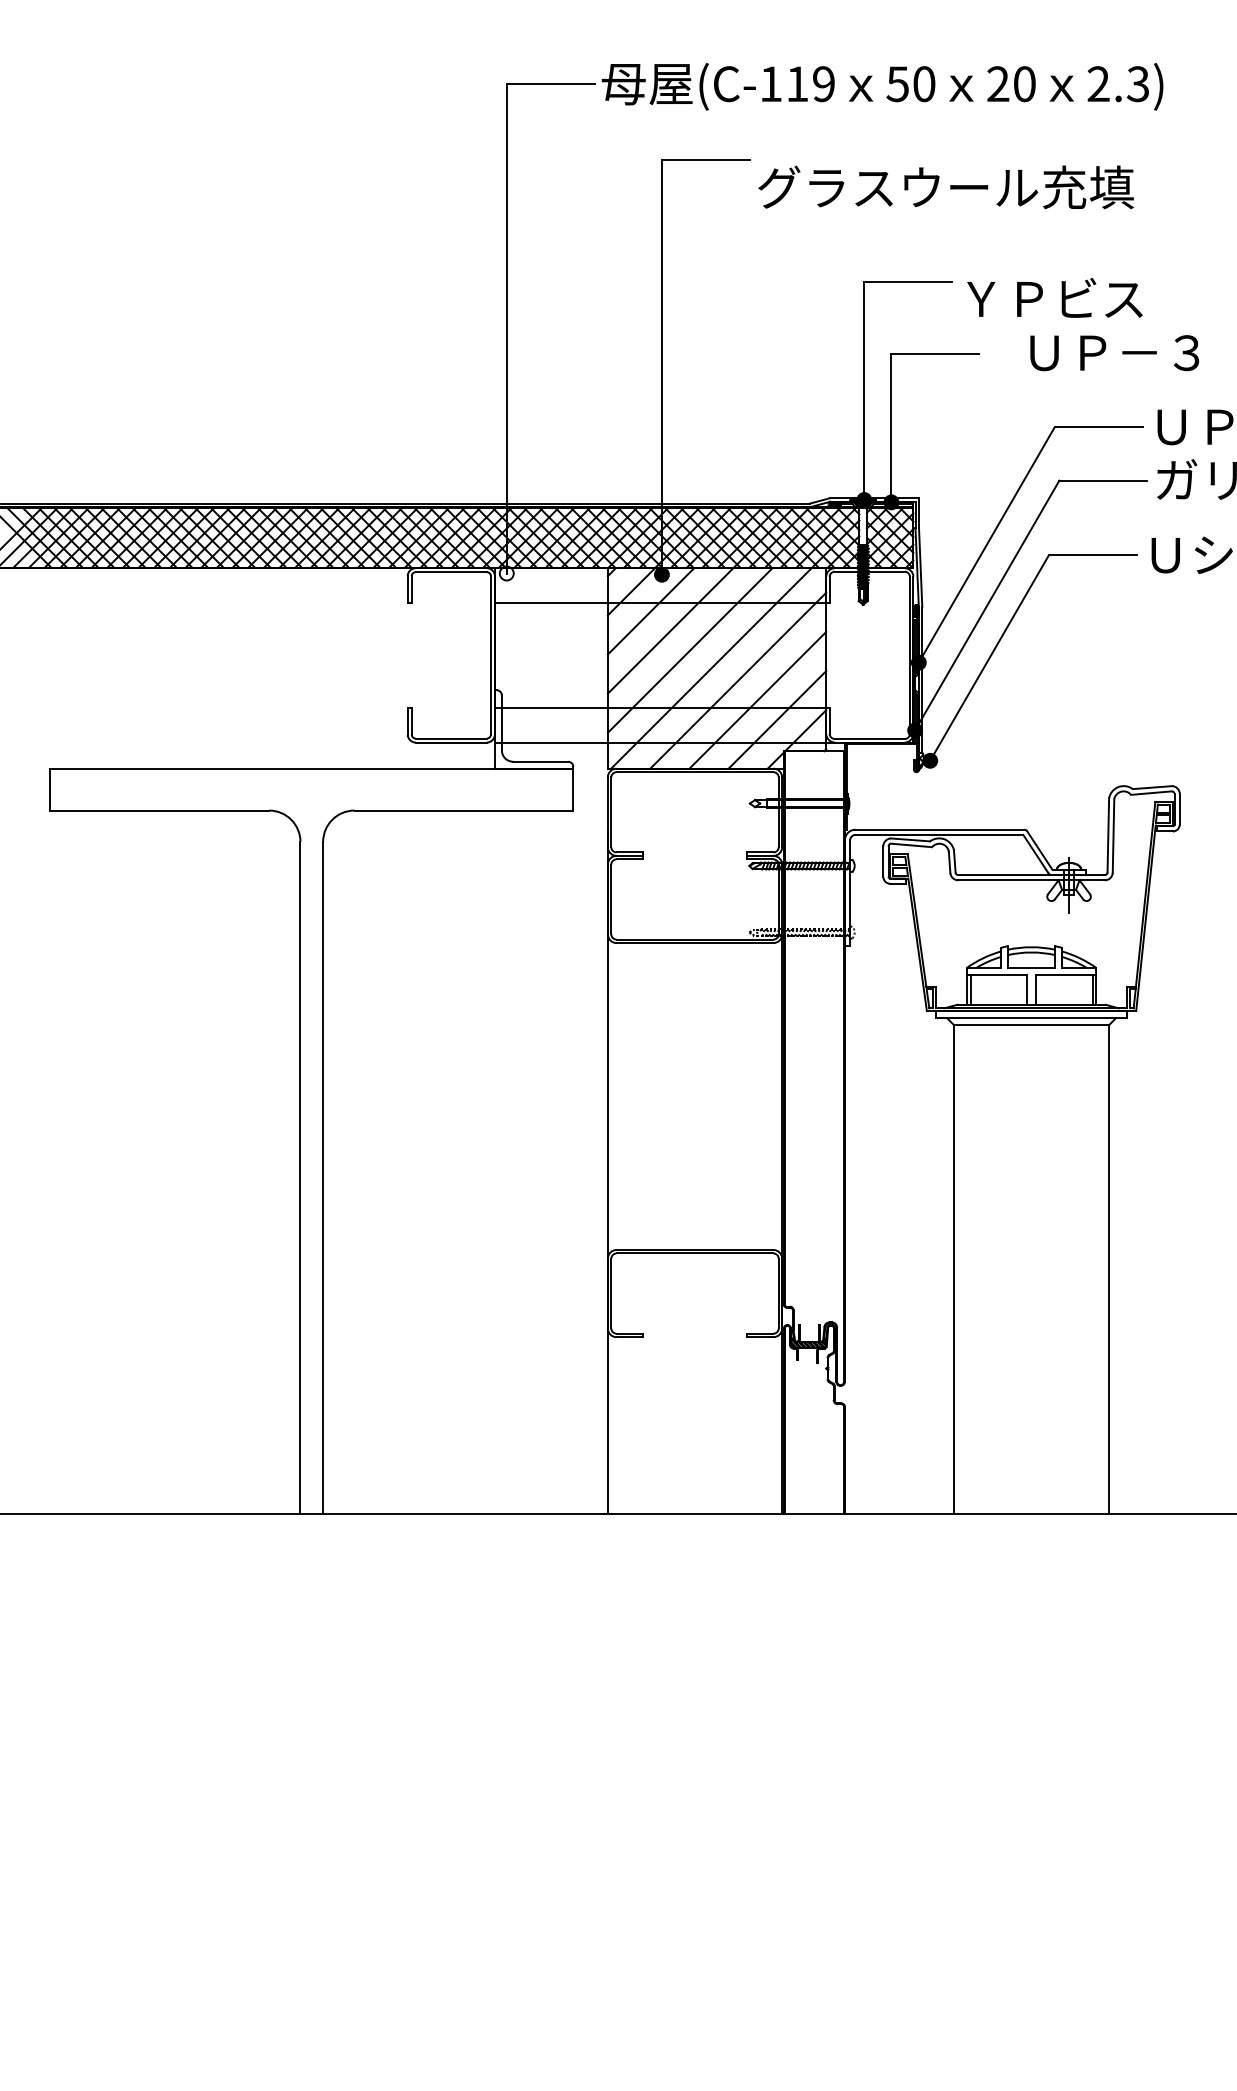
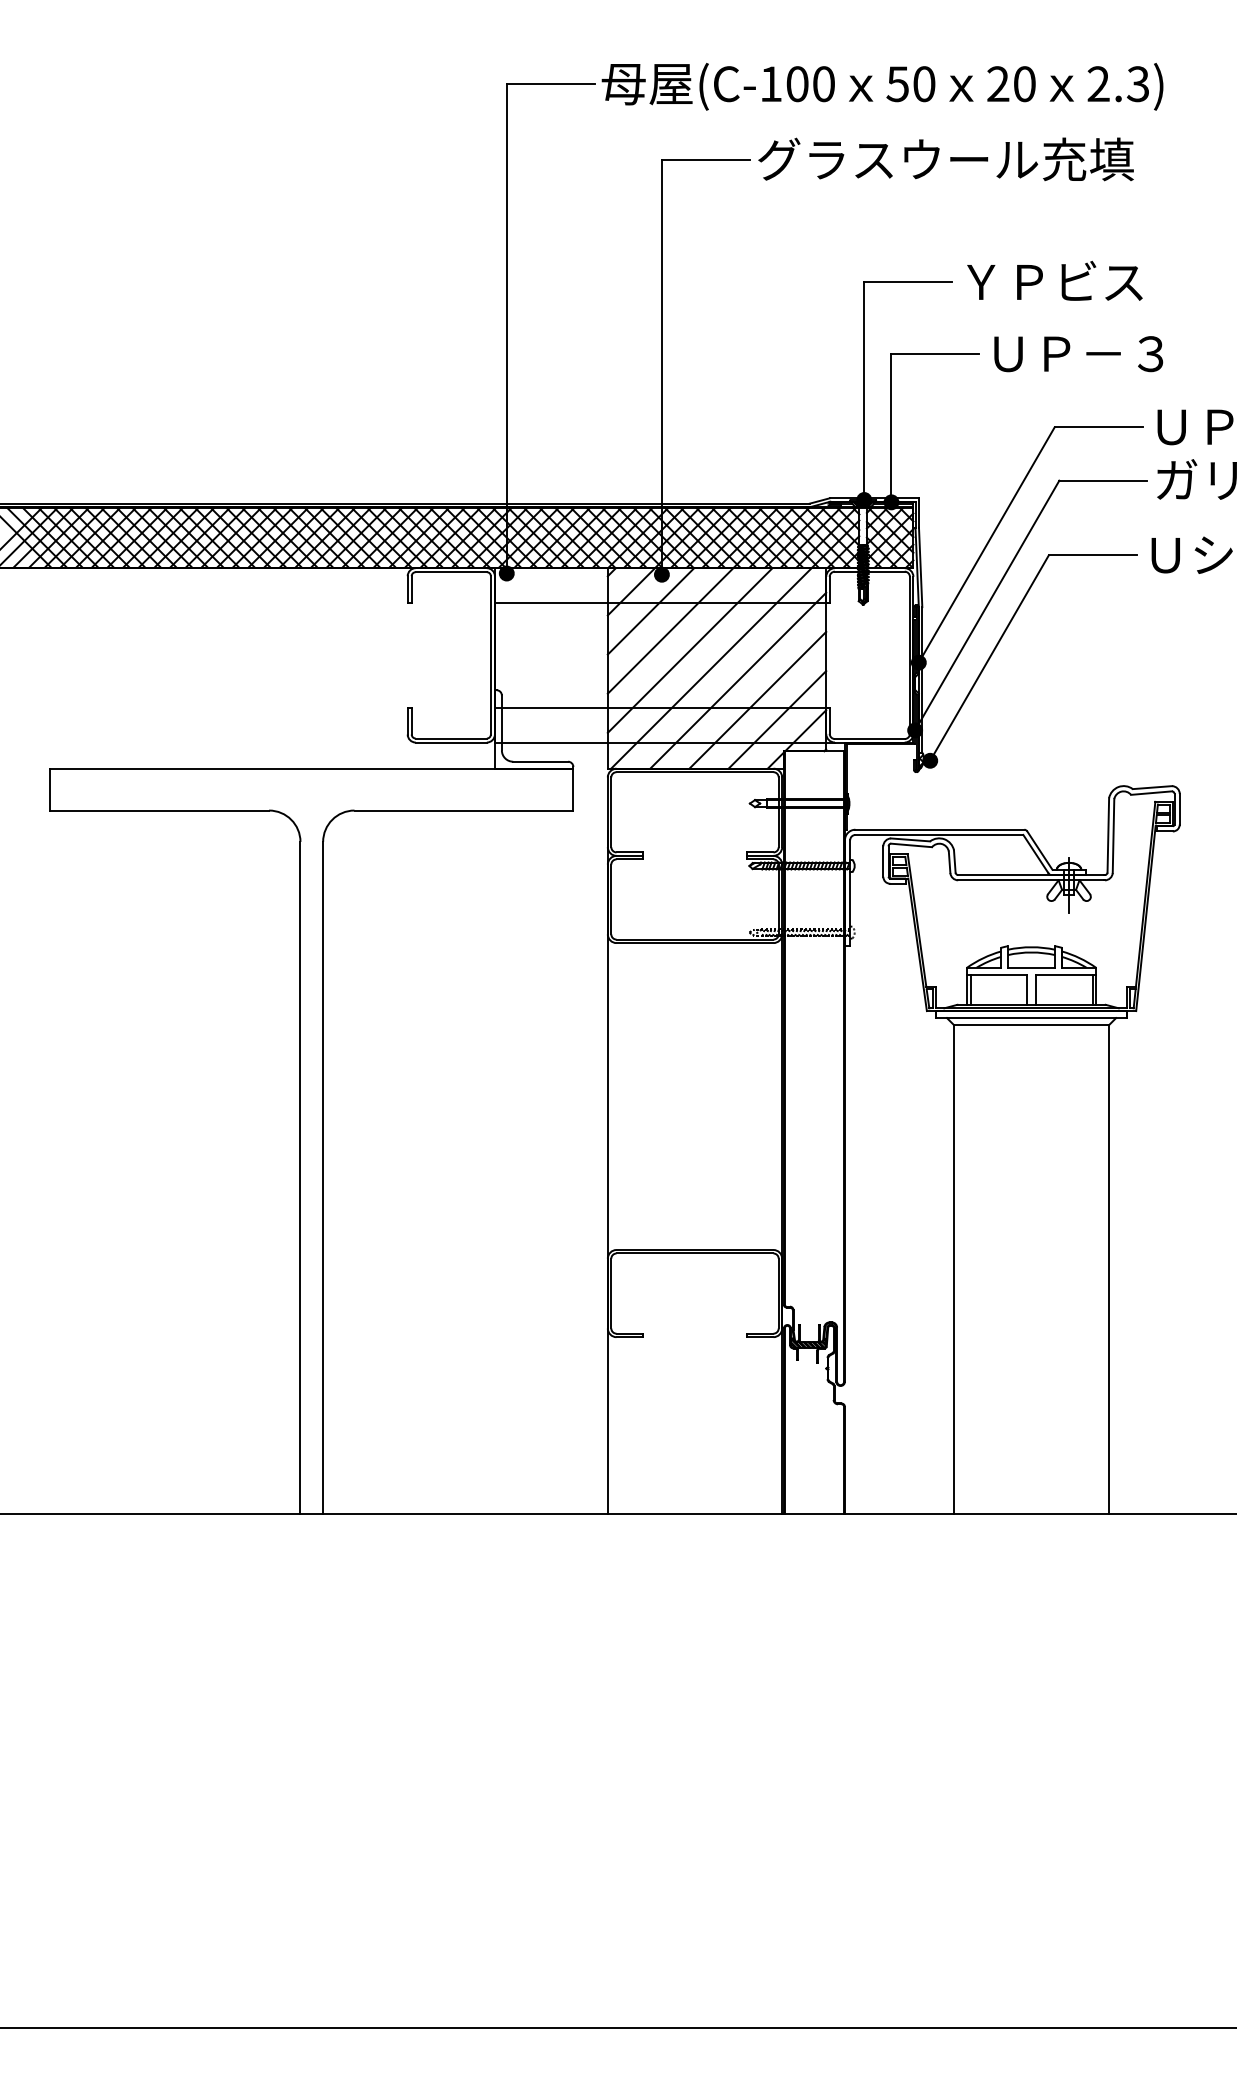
text: (C-119 -> (C-100 (810, 84)
text position: (945, 187) -> (945, 159) (945, 159)
text position: (1054, 297) -> (1054, 280) (1054, 280)
text position: (1114, 353) -> (1078, 354) (1078, 354)
fill: none -> present (506, 573)
line: none -> present (617, 2028)
